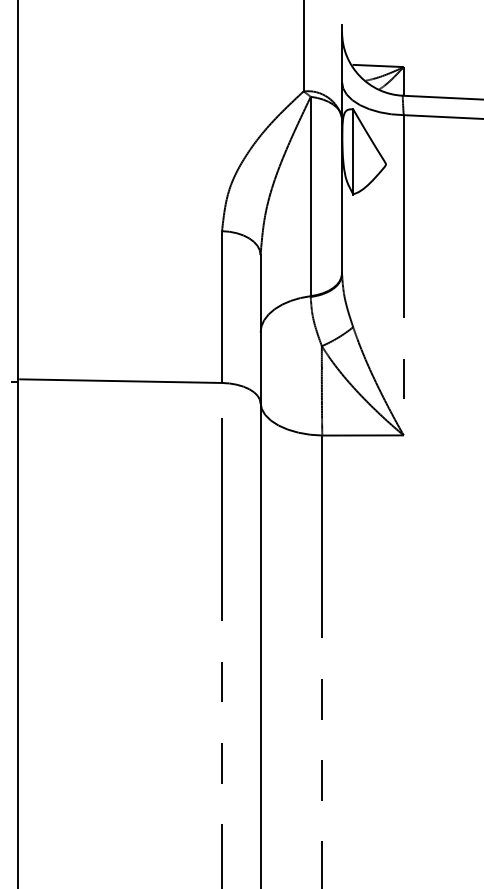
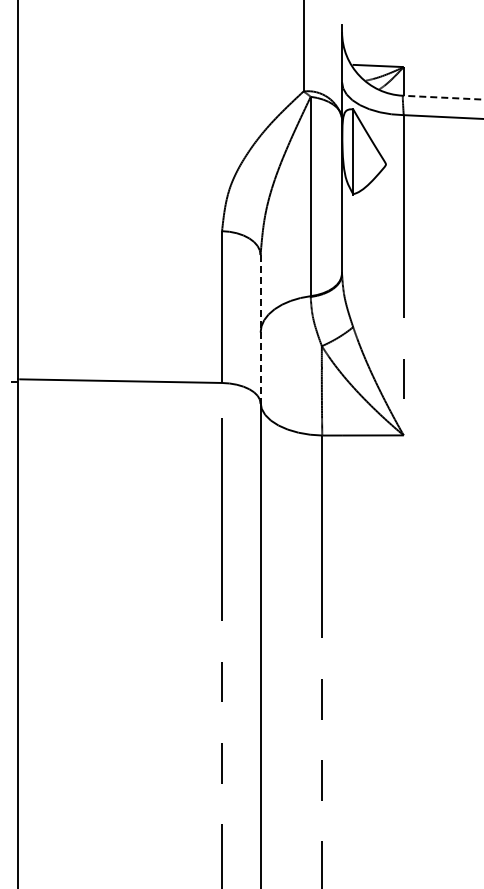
line: solid -> dashed (442, 97)
line: solid -> dashed (260, 329)
